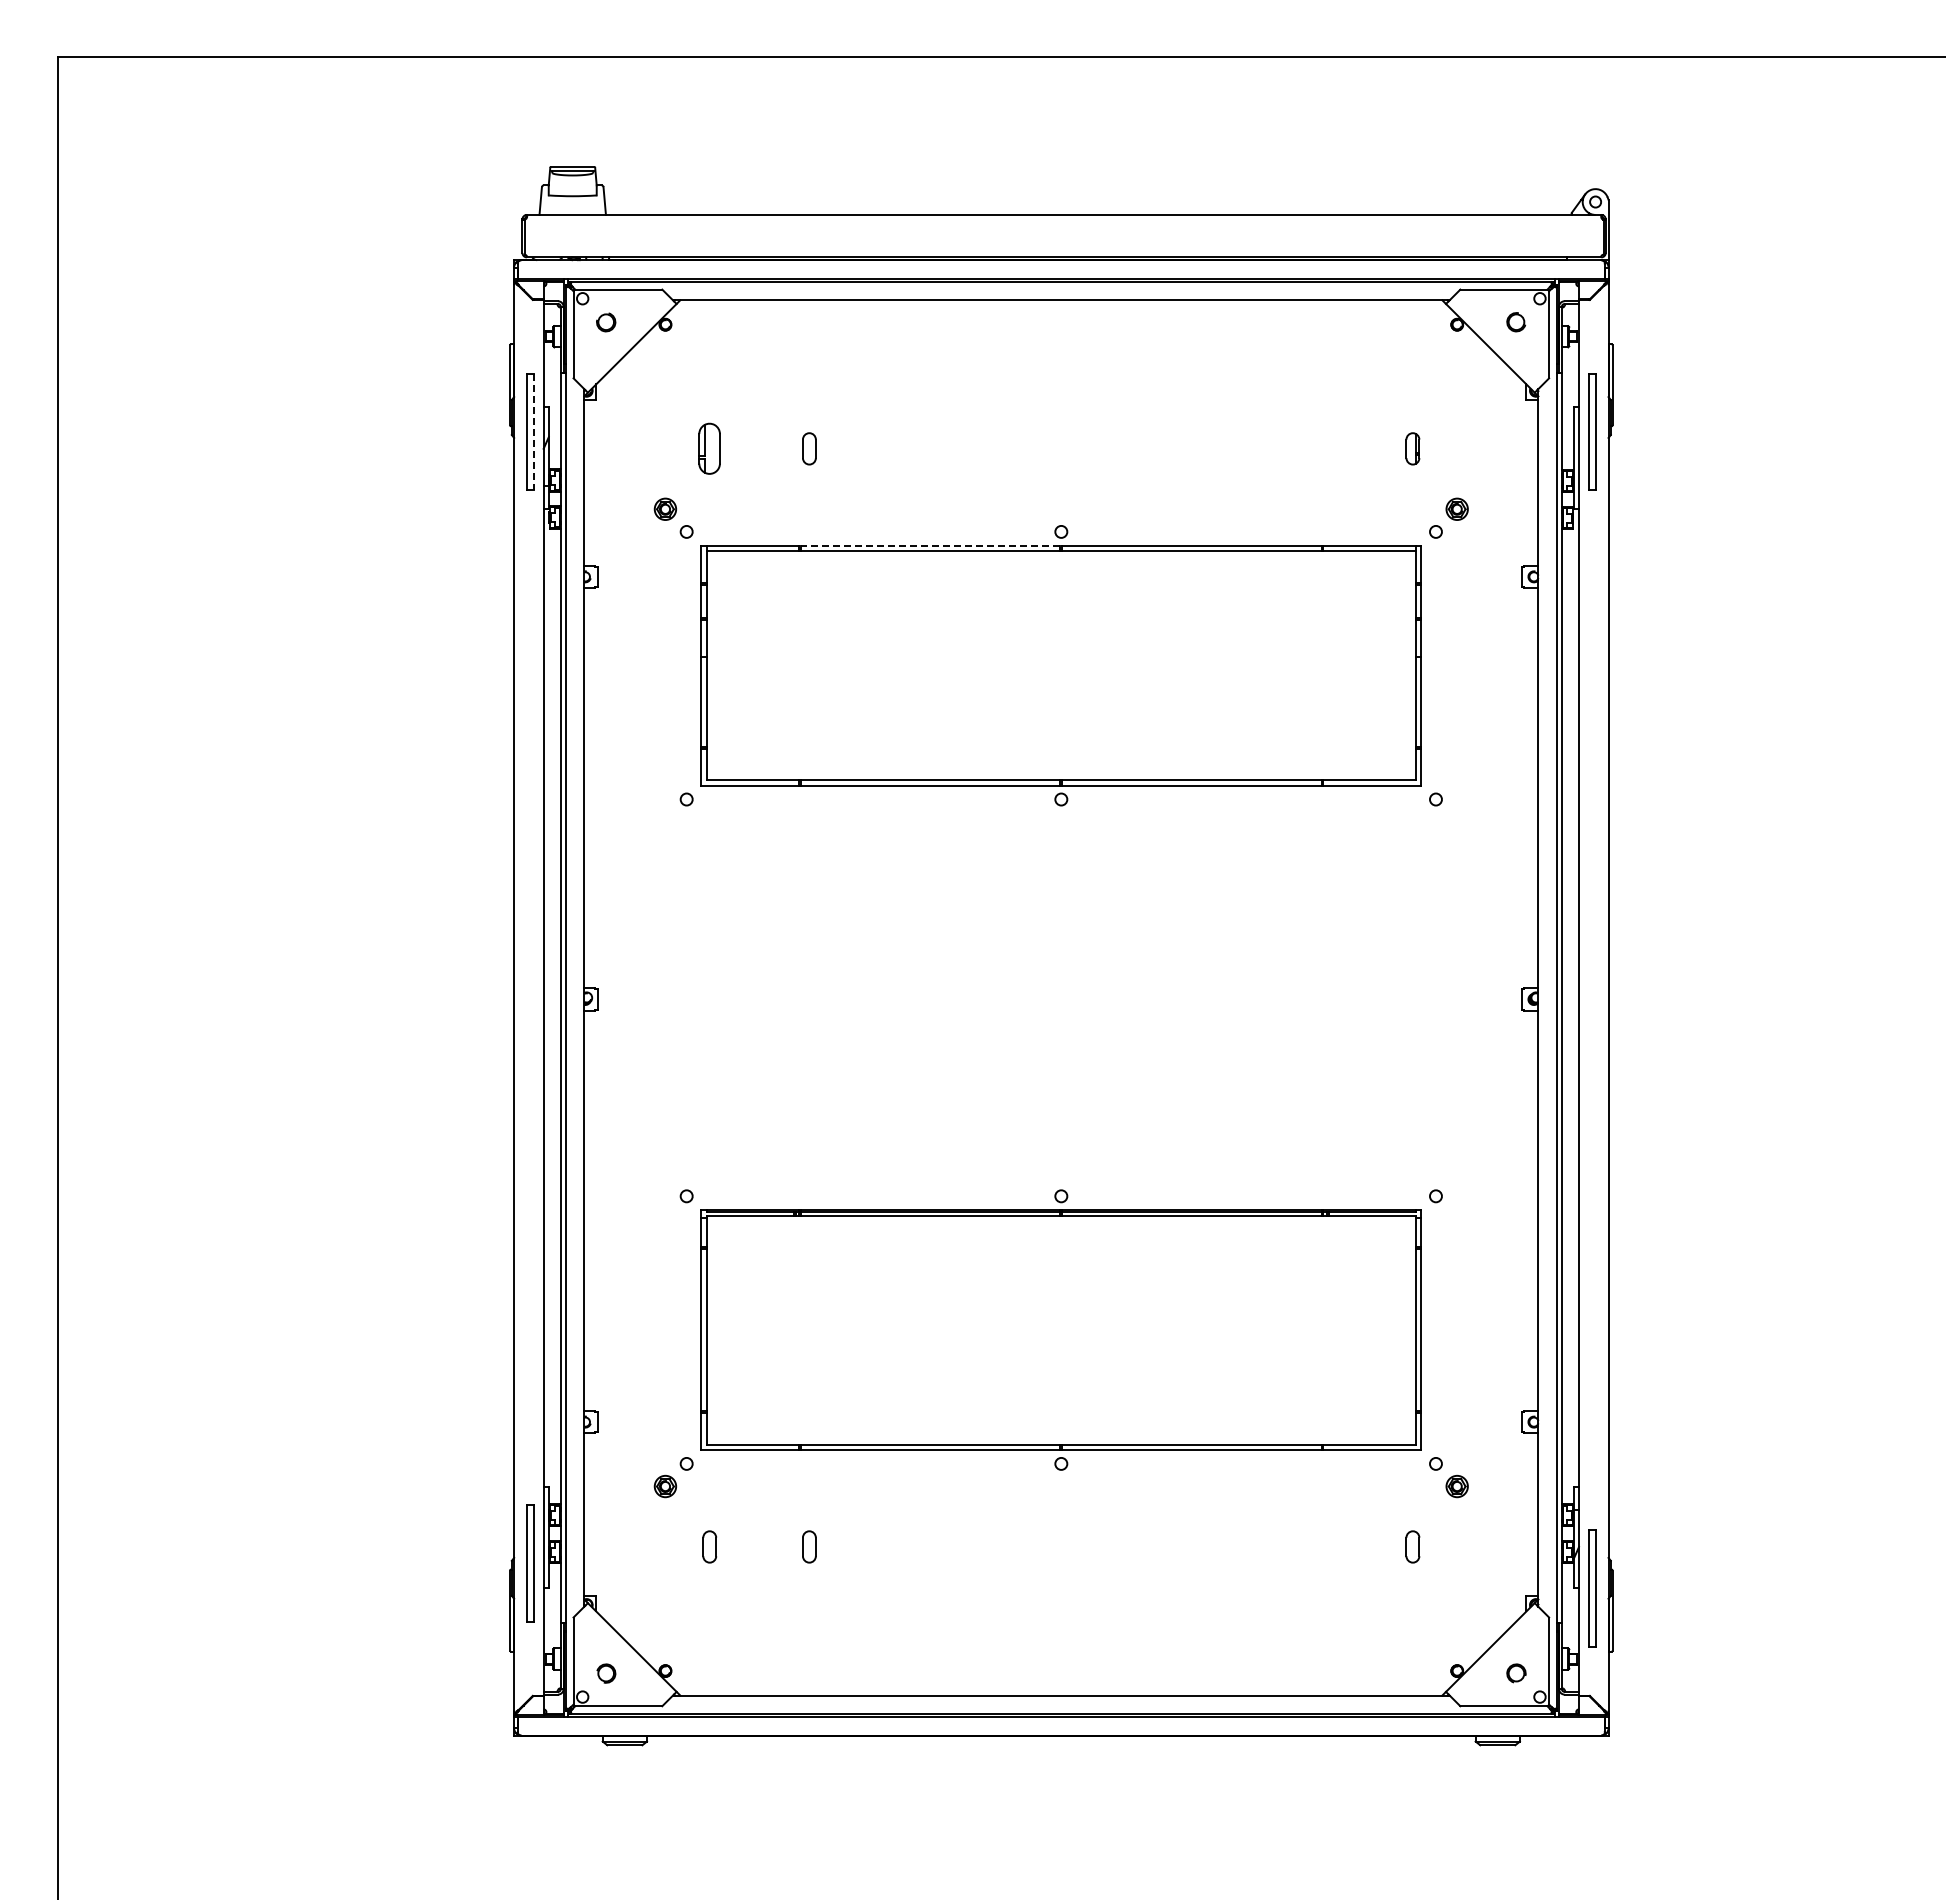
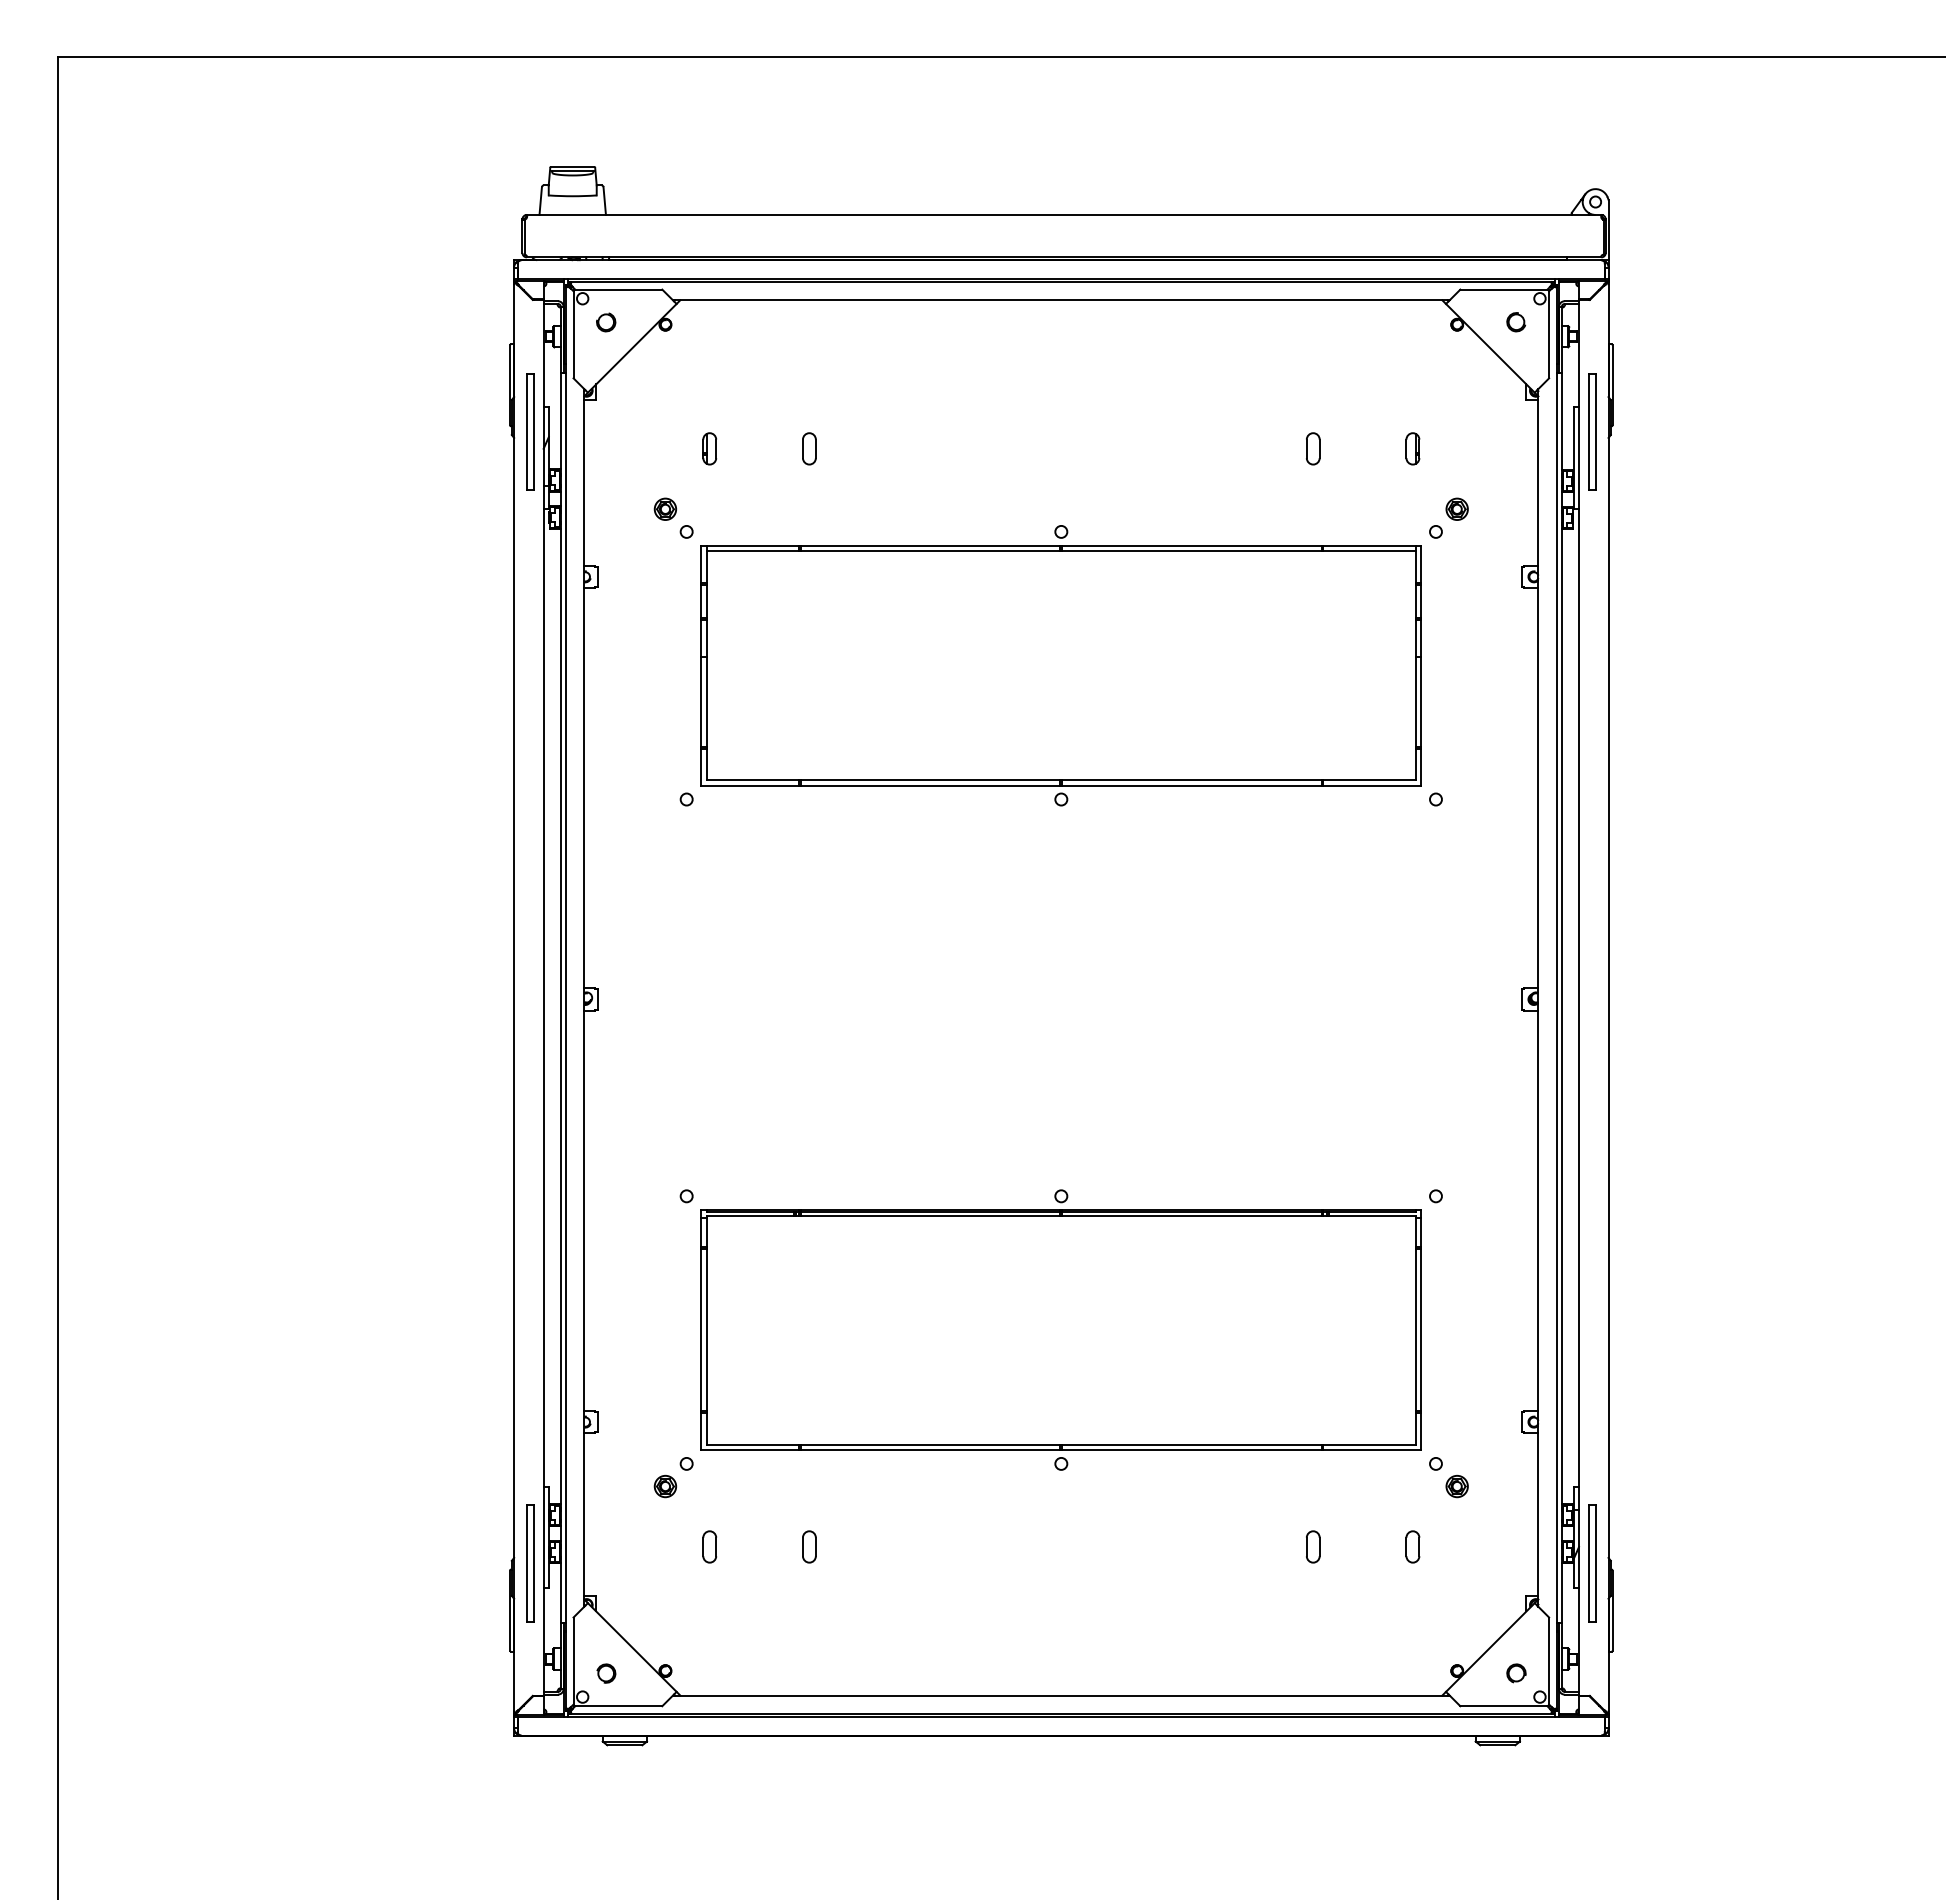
line: dashed -> solid (533, 432)
part size: 23x53 px -> 16x34 px (709, 448)
part: none -> present (1313, 448)
line: dashed -> solid (930, 545)
part: none -> present (1313, 1546)
part position: (1592, 1588) -> (1592, 1563) (1592, 1563)
